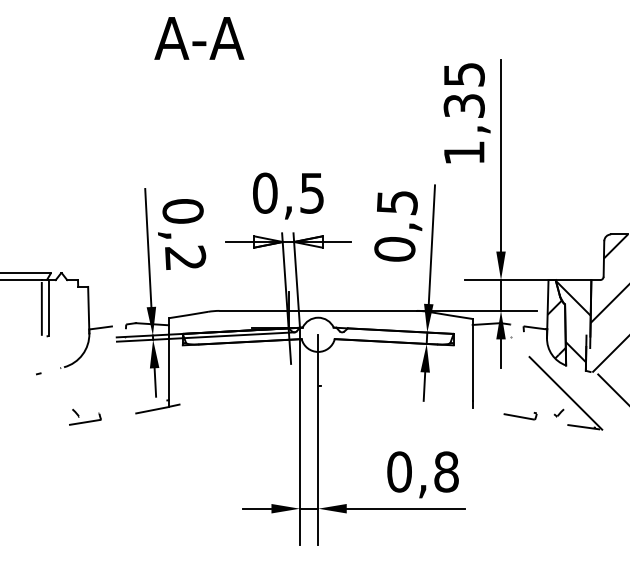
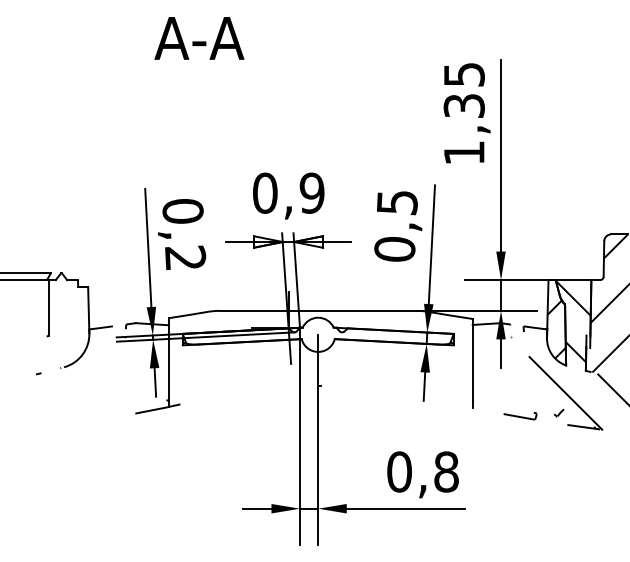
text: 0,5 -> 0,9 (311, 192)
line: present -> none (41, 308)
part: present -> none (85, 416)
